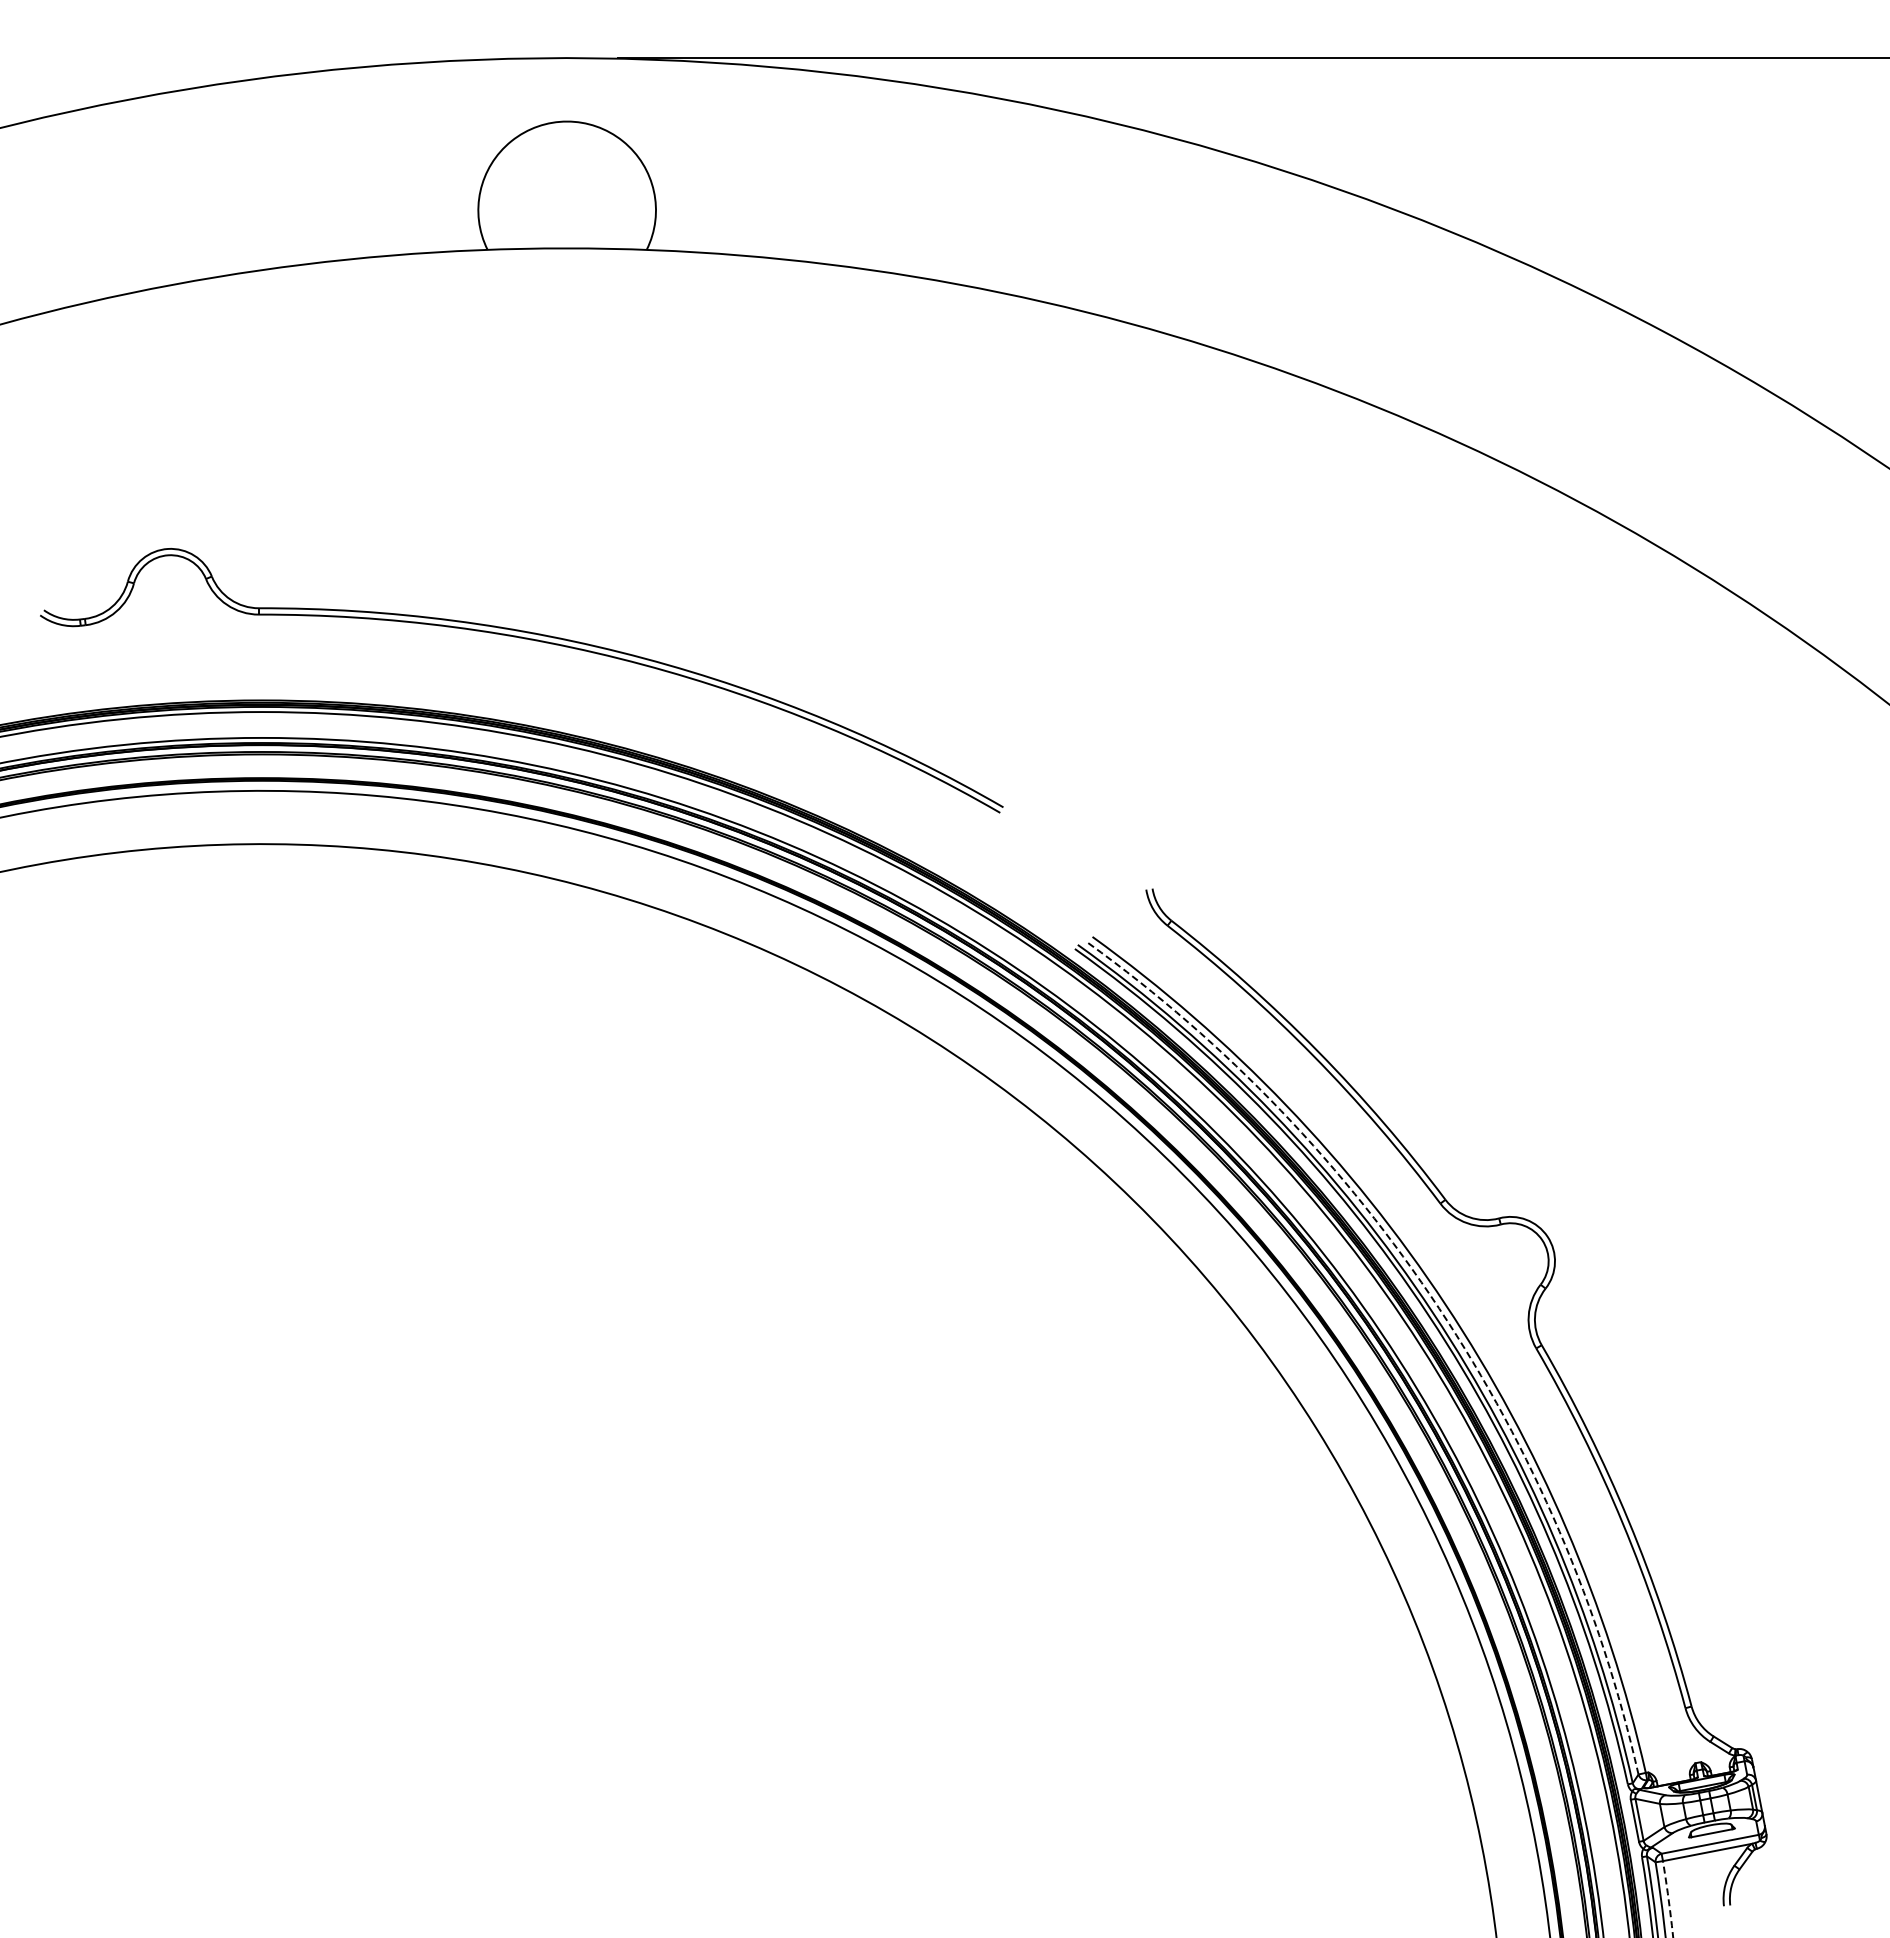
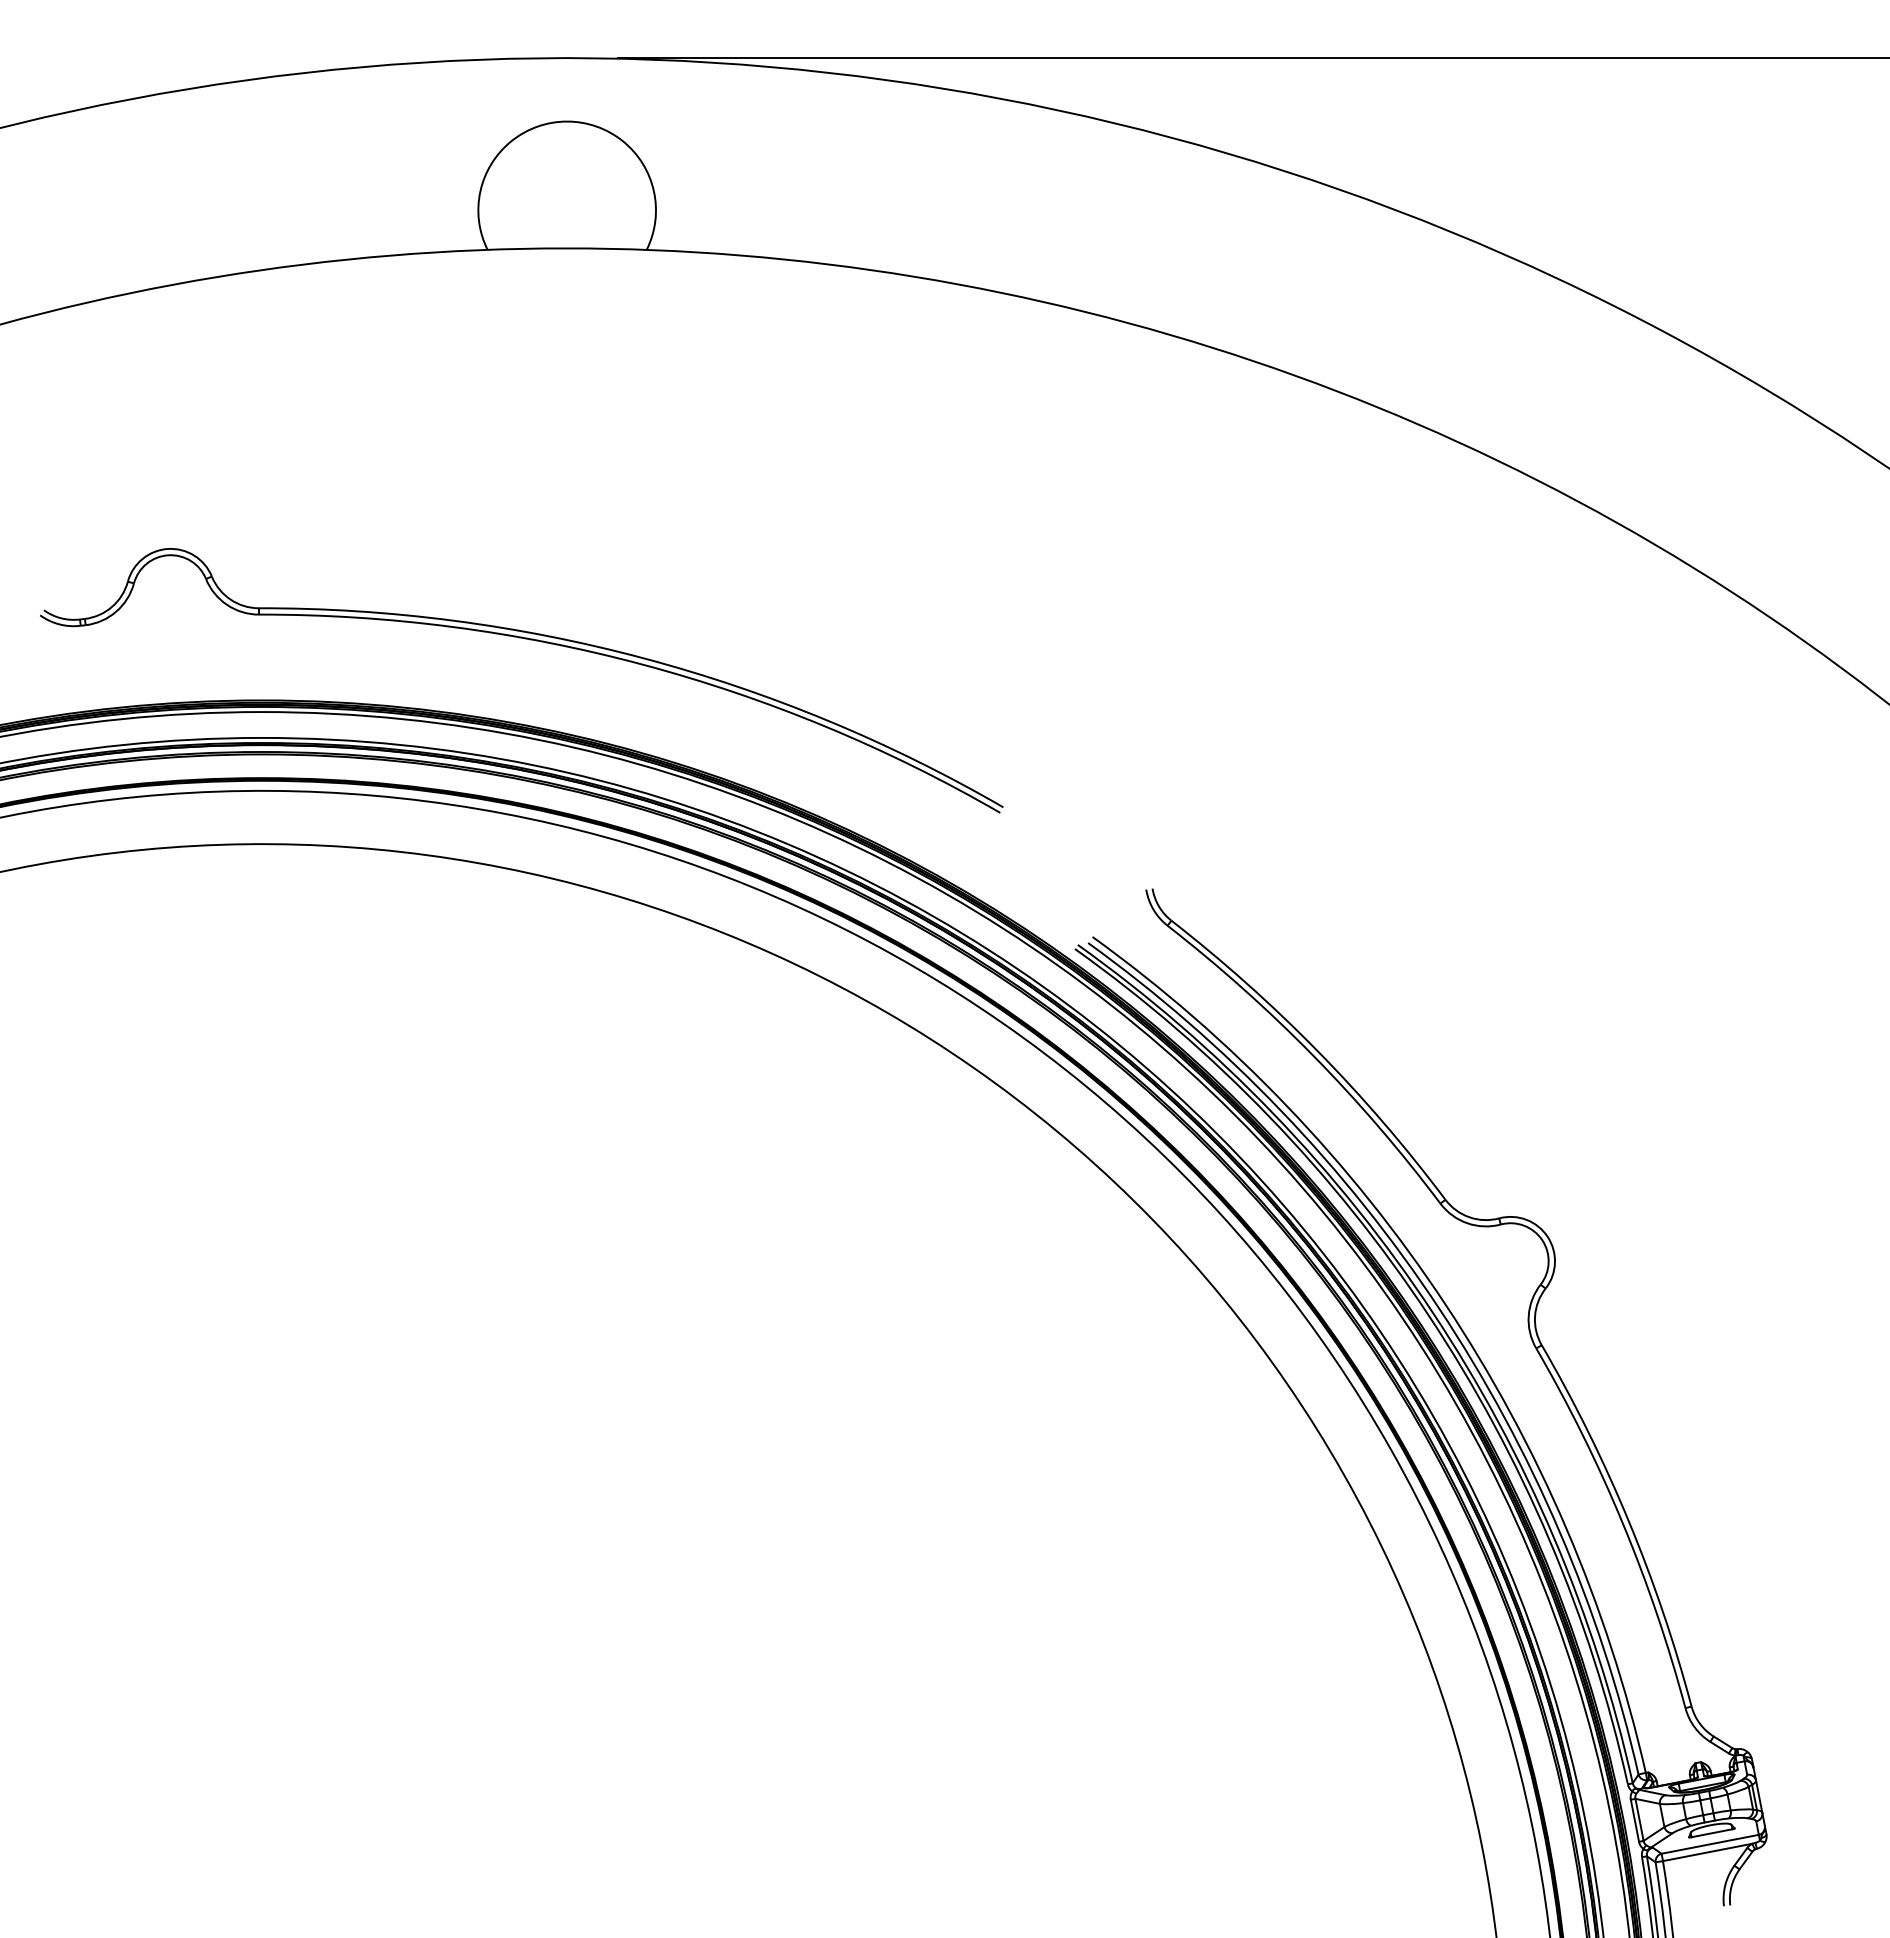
arc: dashed -> solid (1439, 1308)
arc: dashed -> solid (1668, 1898)
